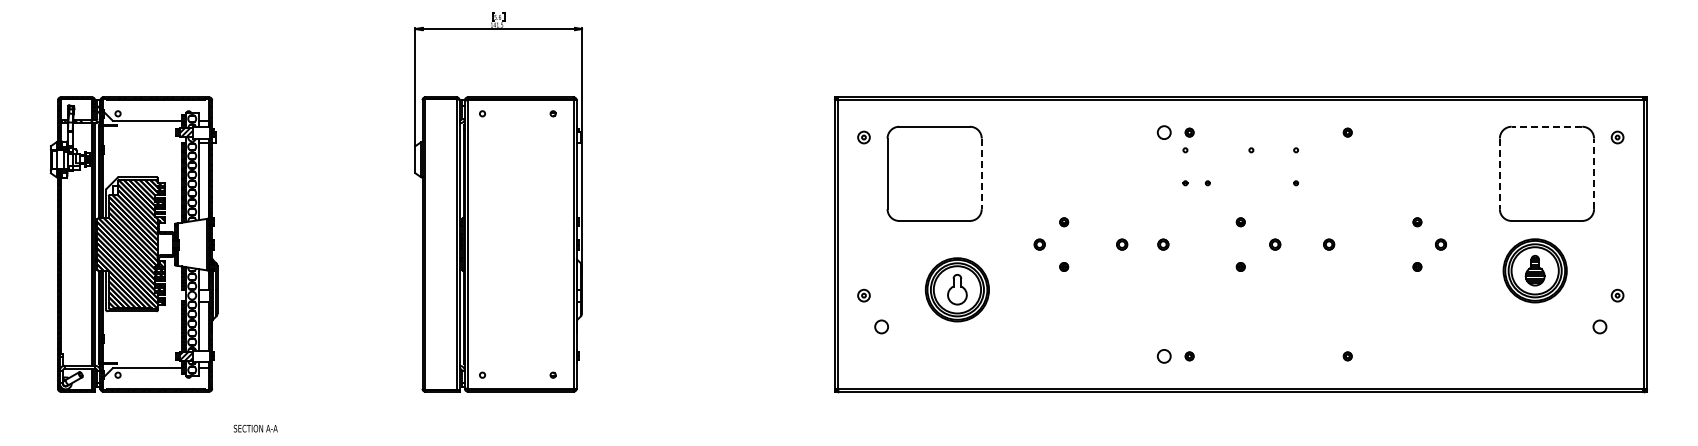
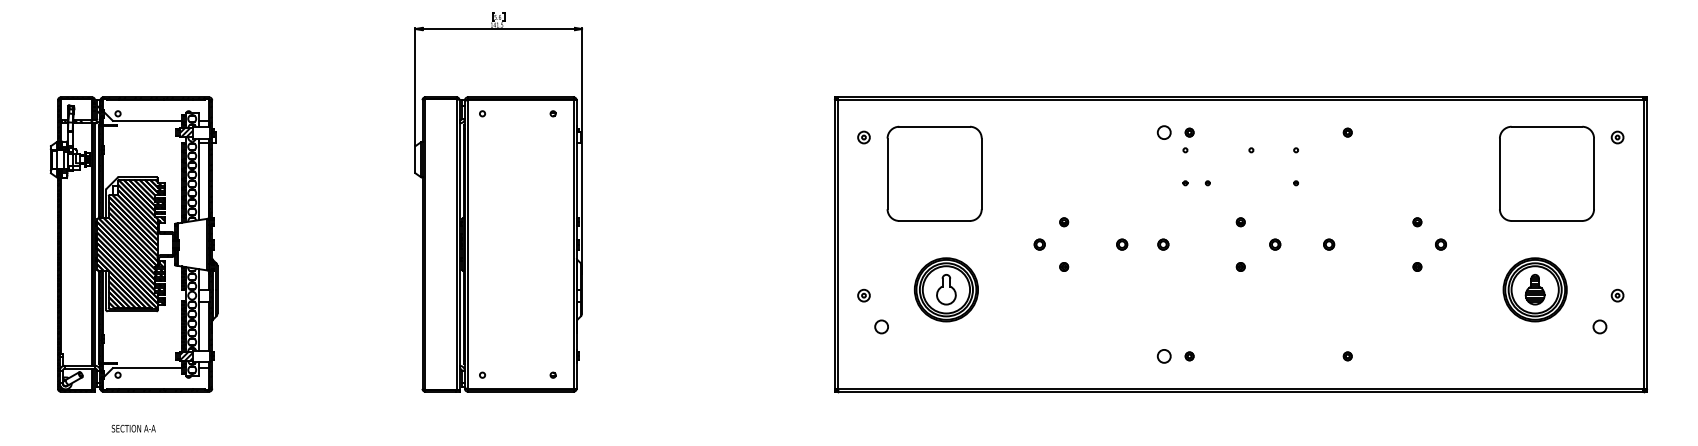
line: dashed -> solid (1546, 126)
line: dashed -> solid (1594, 173)
line: dashed -> solid (981, 174)
line: dashed -> solid (1499, 174)
part position: (1534, 270) -> (1534, 289) (1534, 289)
part position: (956, 289) -> (945, 289) (945, 289)
text position: (255, 428) -> (133, 428) (133, 428)
